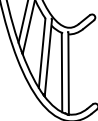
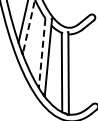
line: solid -> dashed (28, 27)
line: solid -> dashed (42, 53)
